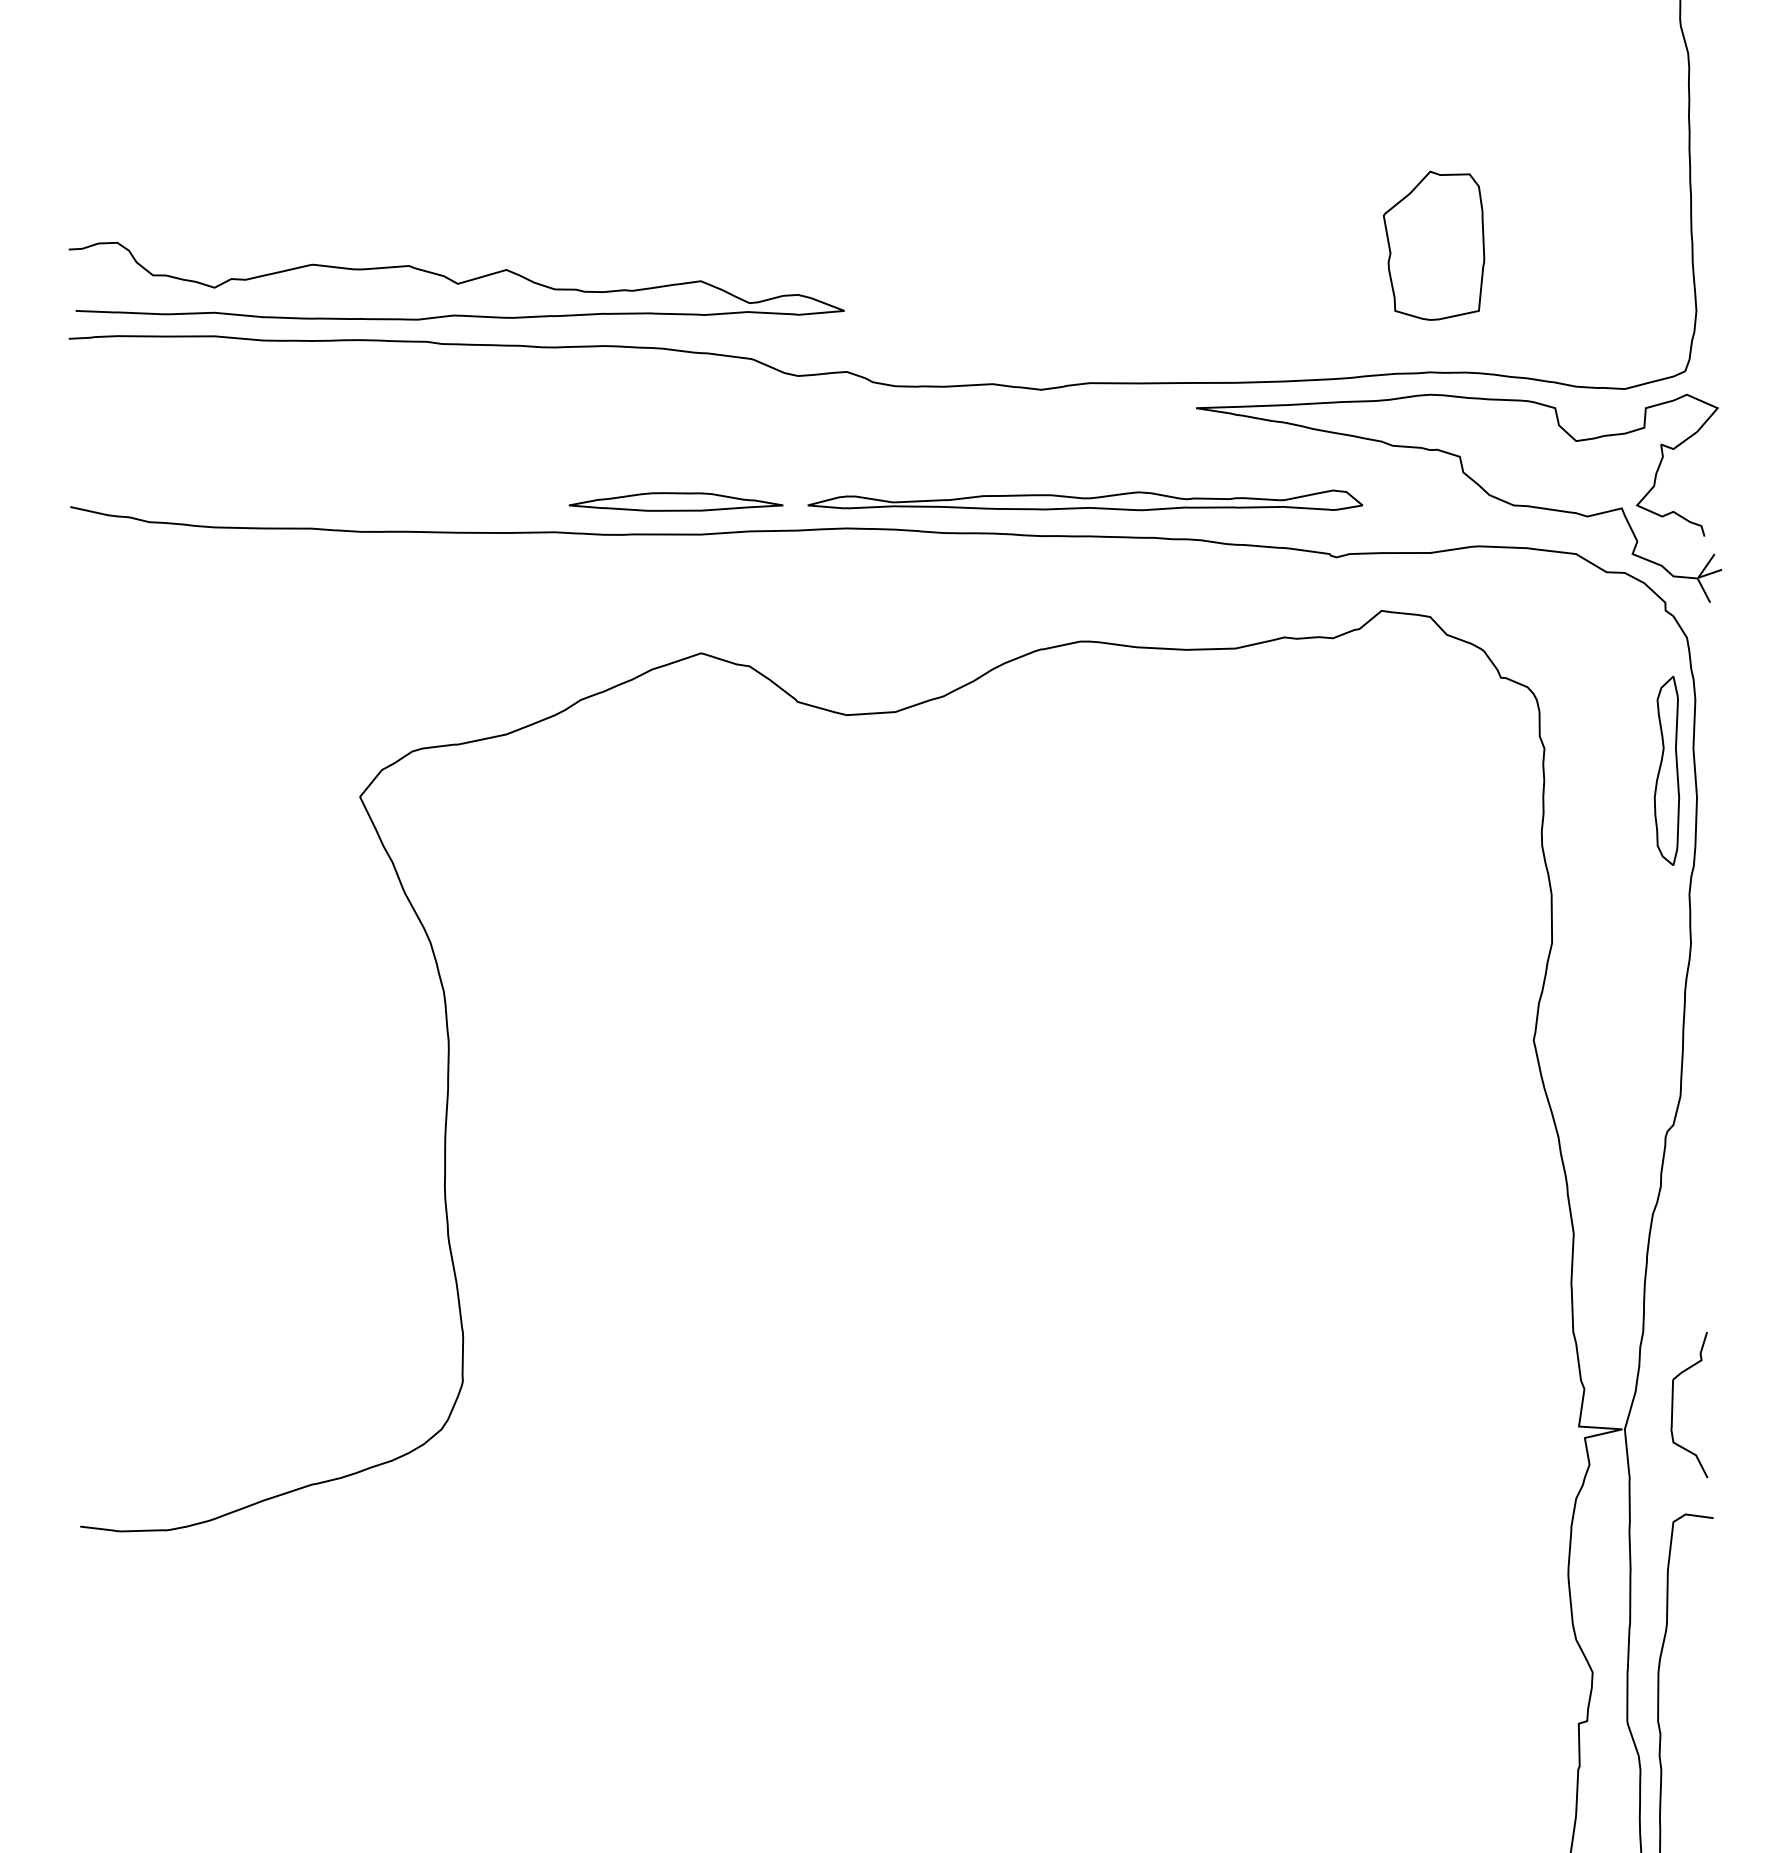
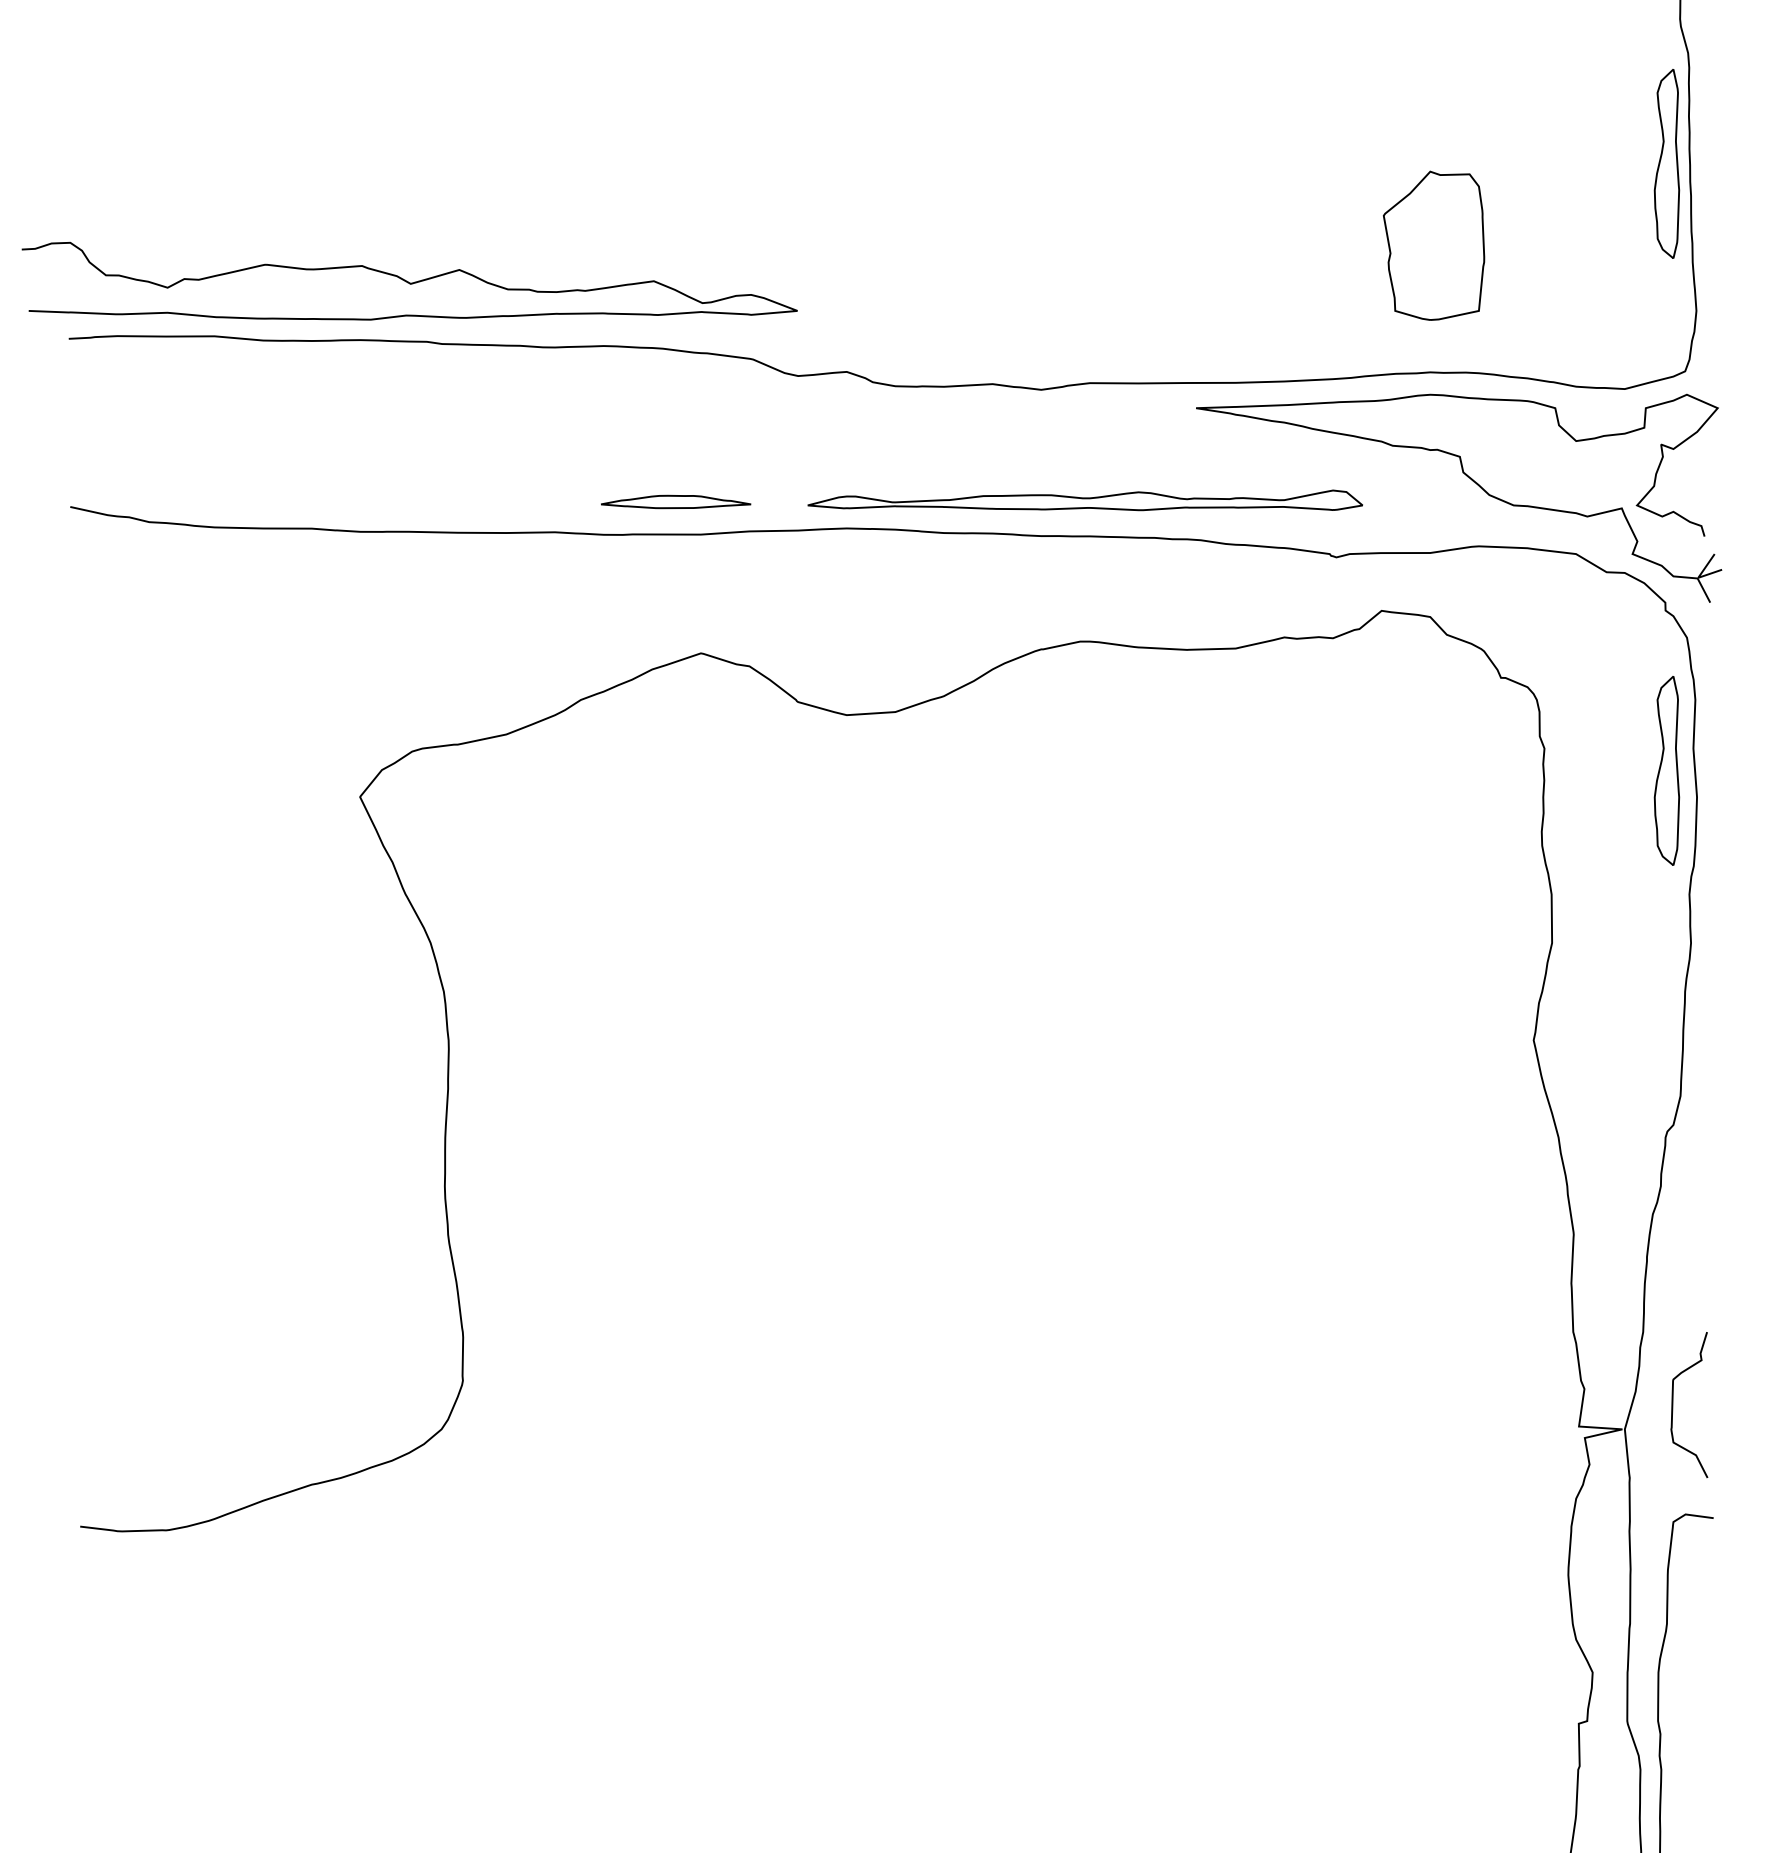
part: none -> present (1666, 163)
curve position: (455, 281) -> (408, 281) (408, 281)
part size: 216x20 px -> 151x16 px (676, 501)
